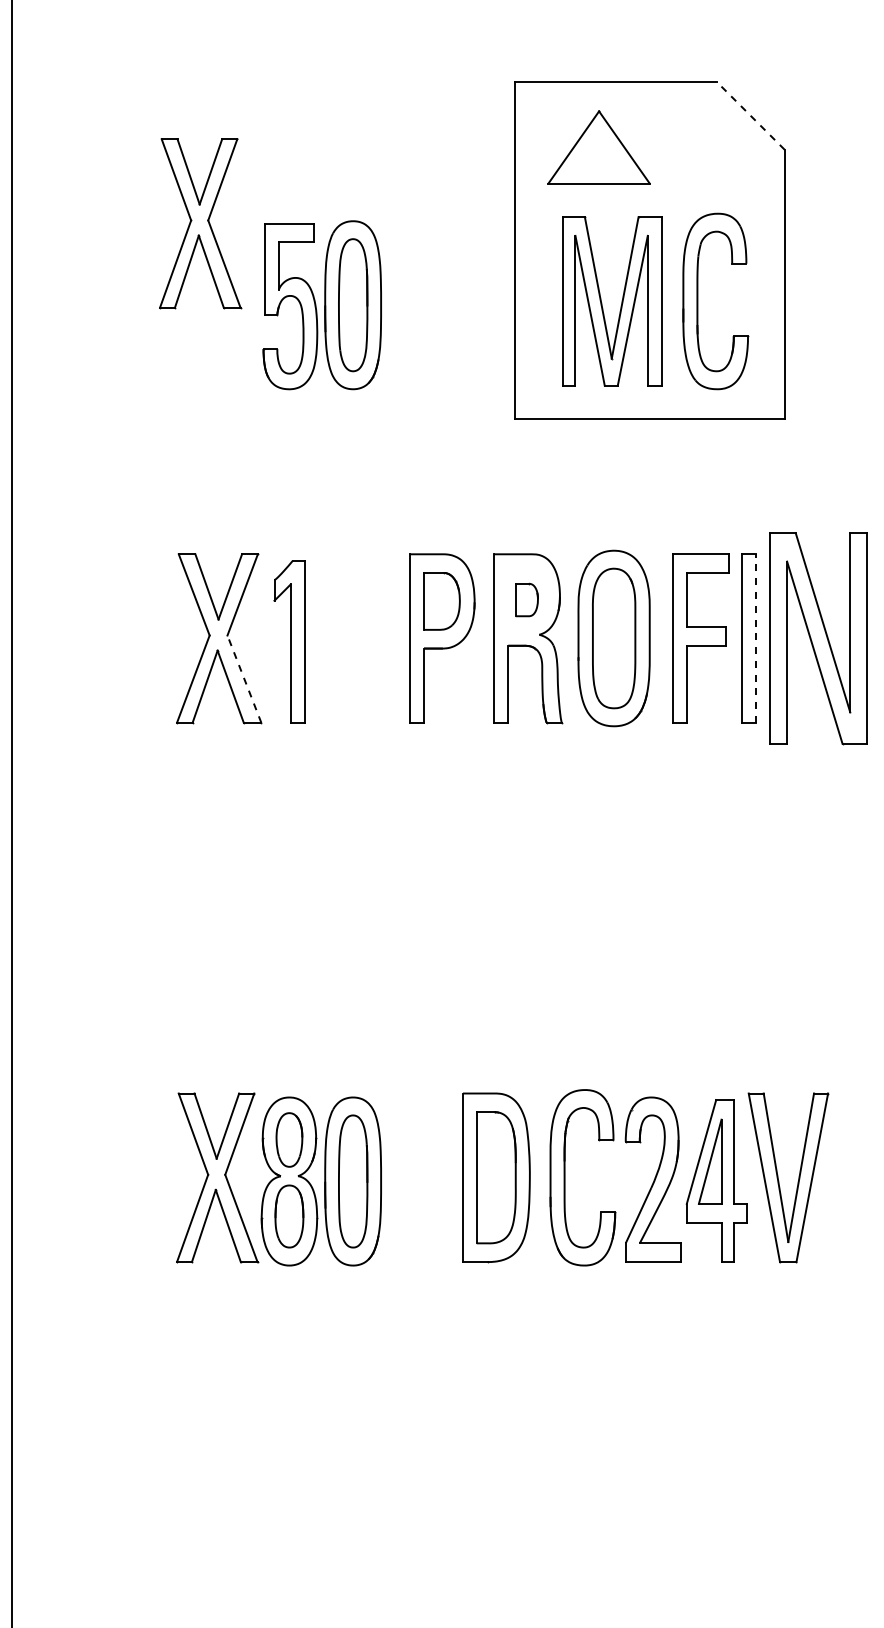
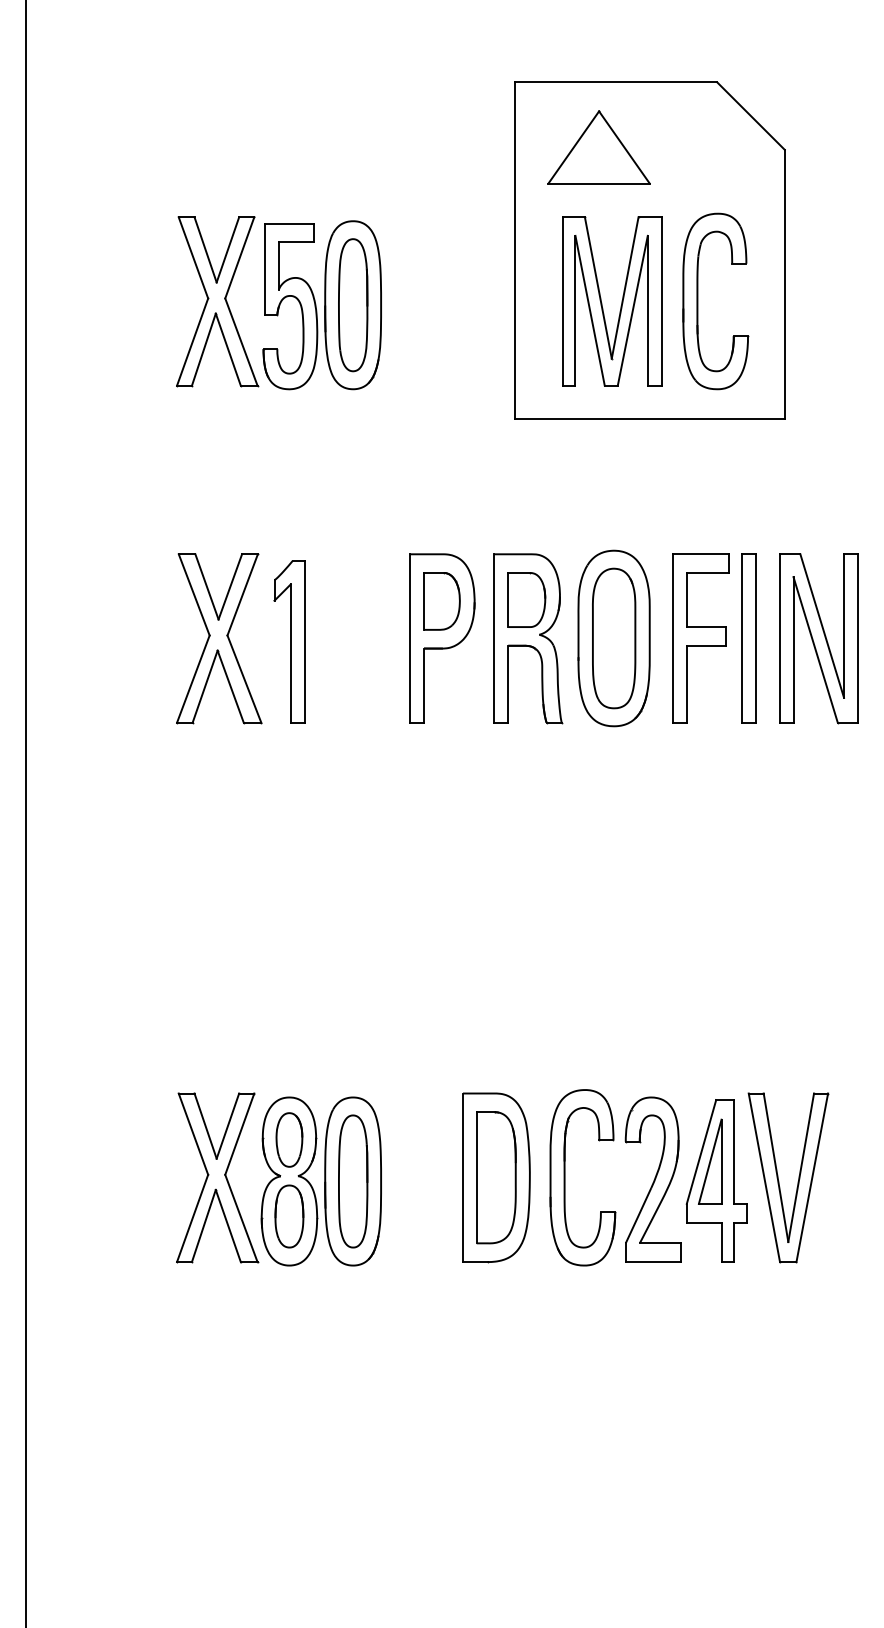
line: dashed -> solid (751, 116)
part position: (200, 223) -> (217, 301) (217, 301)
part size: 24x36 px -> 40x56 px (526, 599)
line: dashed -> solid (755, 638)
part size: 99x214 px -> 80x172 px (818, 638)
line: dashed -> solid (244, 679)
line position: (12, 813) -> (26, 813) (26, 813)
